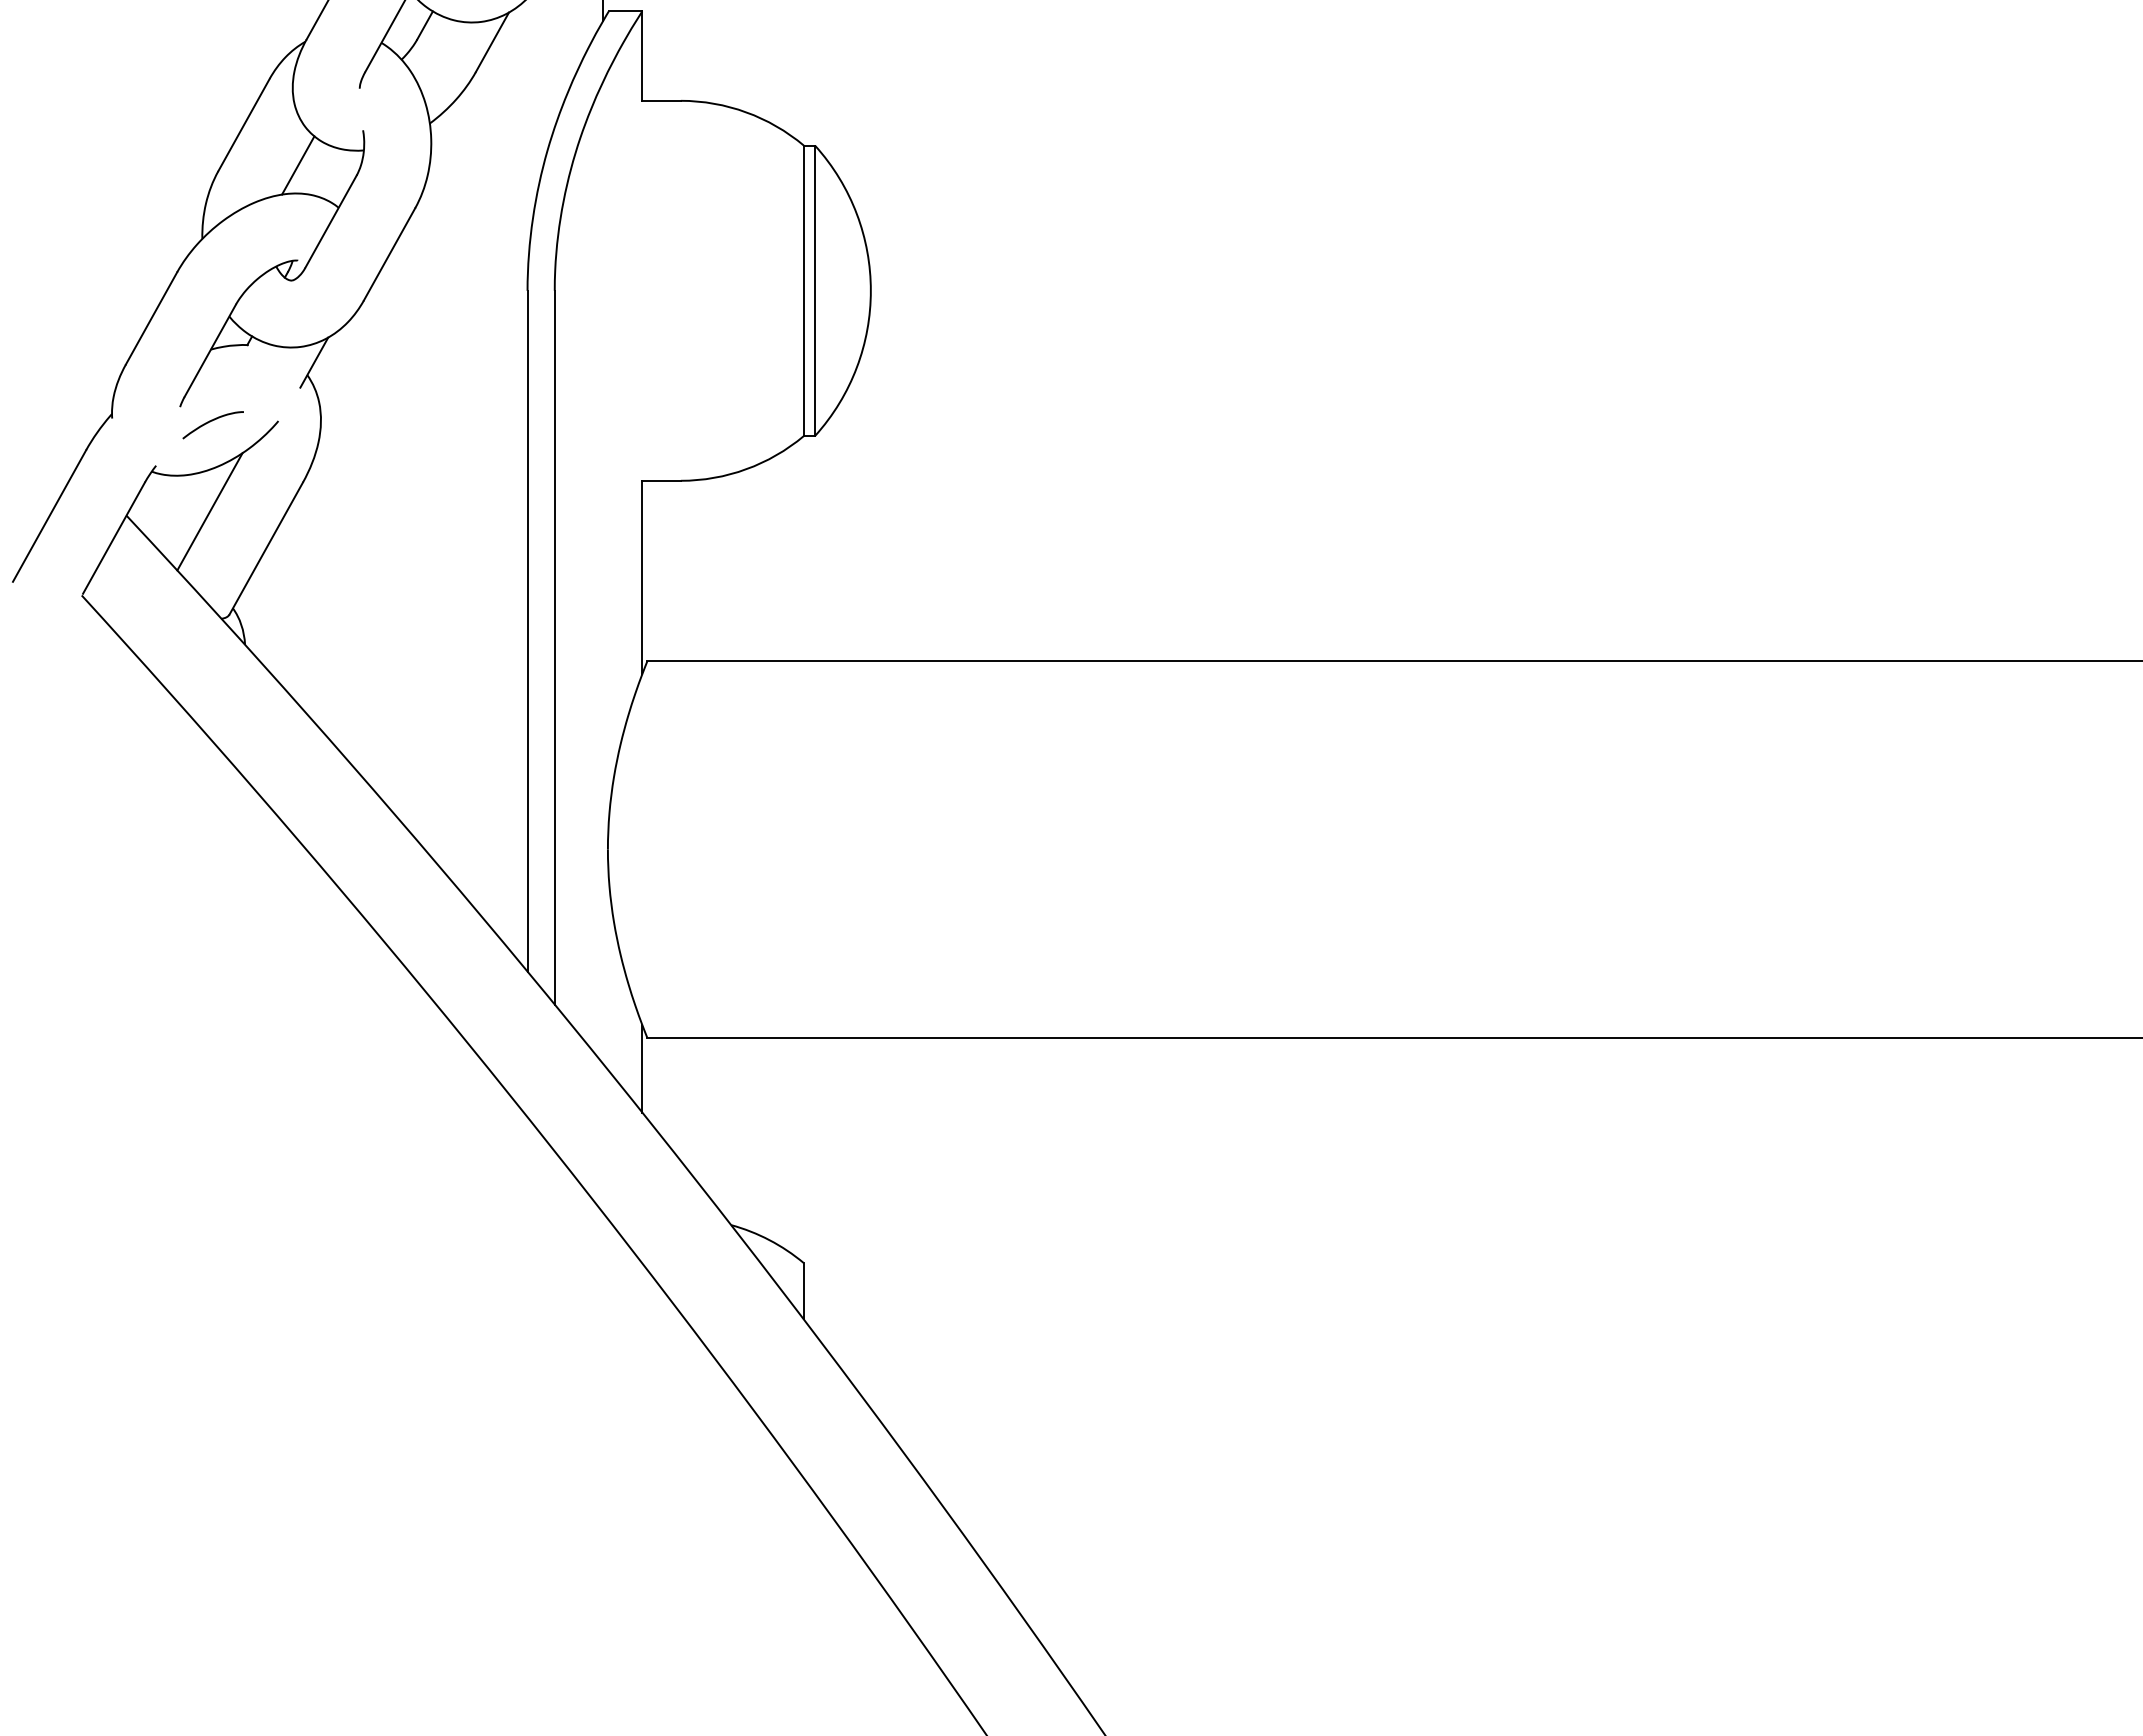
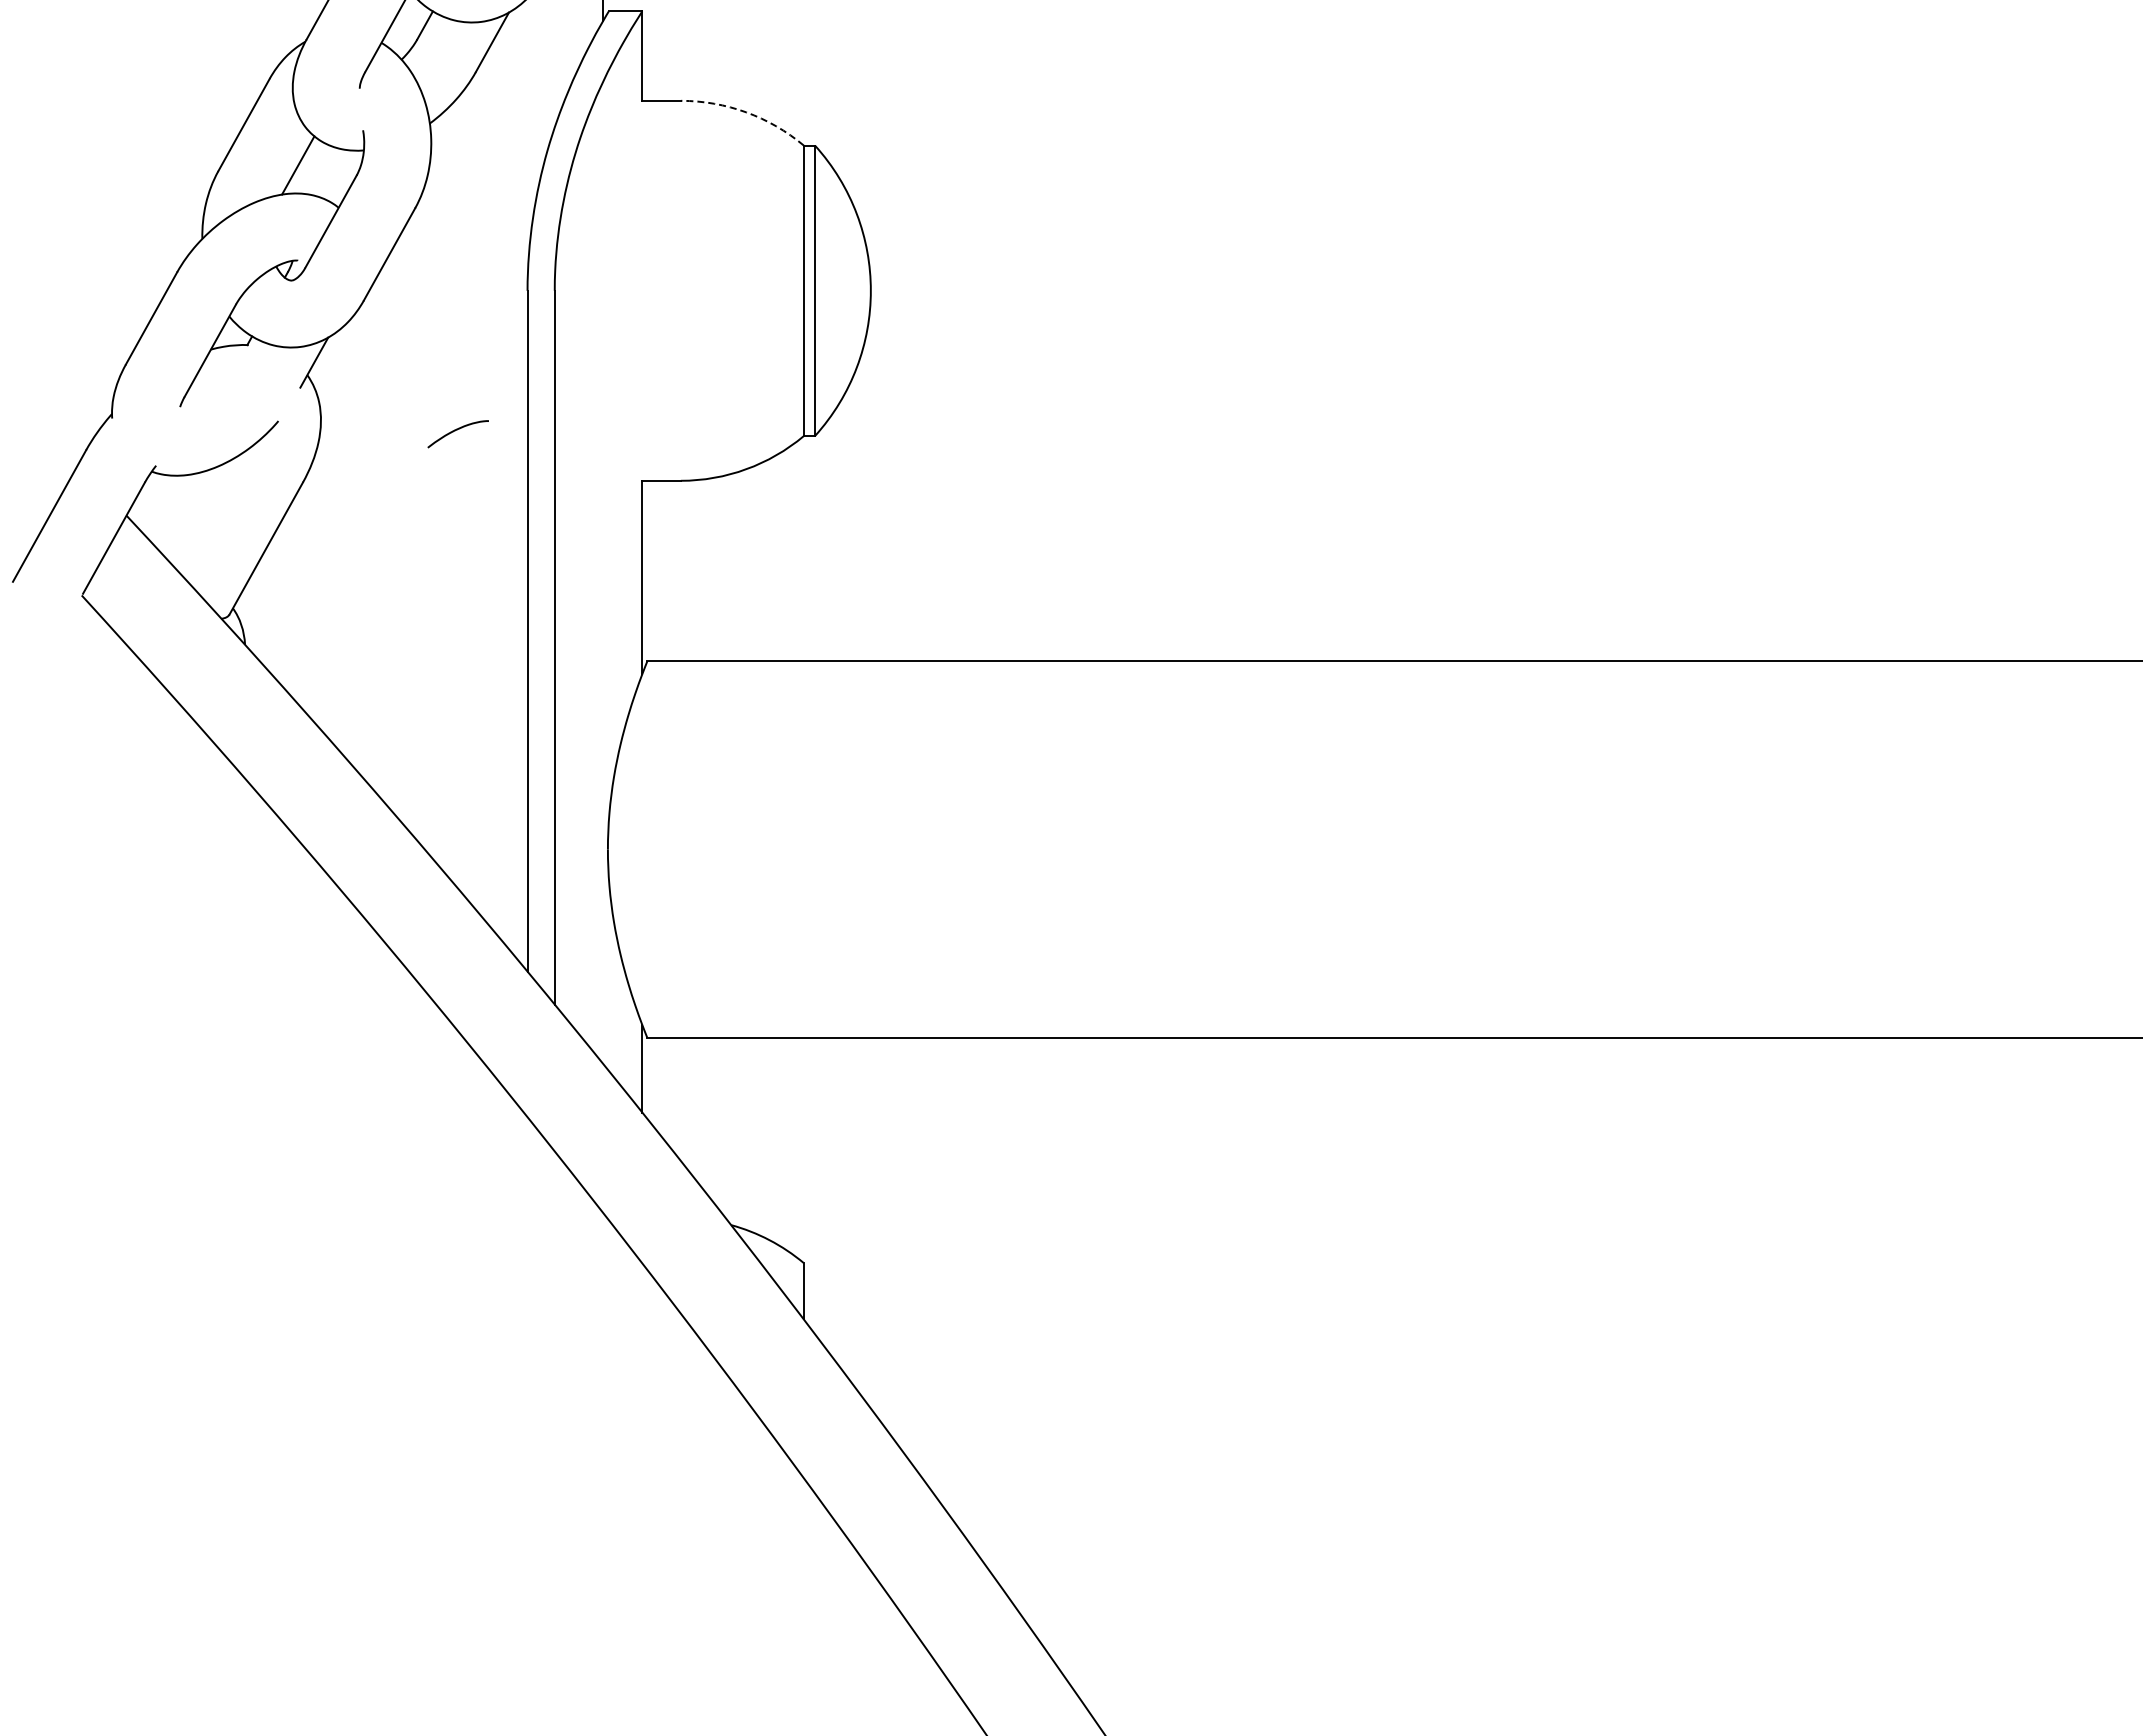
arc: solid -> dashed (746, 112)
curve position: (210, 422) -> (455, 431) (455, 431)
line: present -> none (209, 511)
